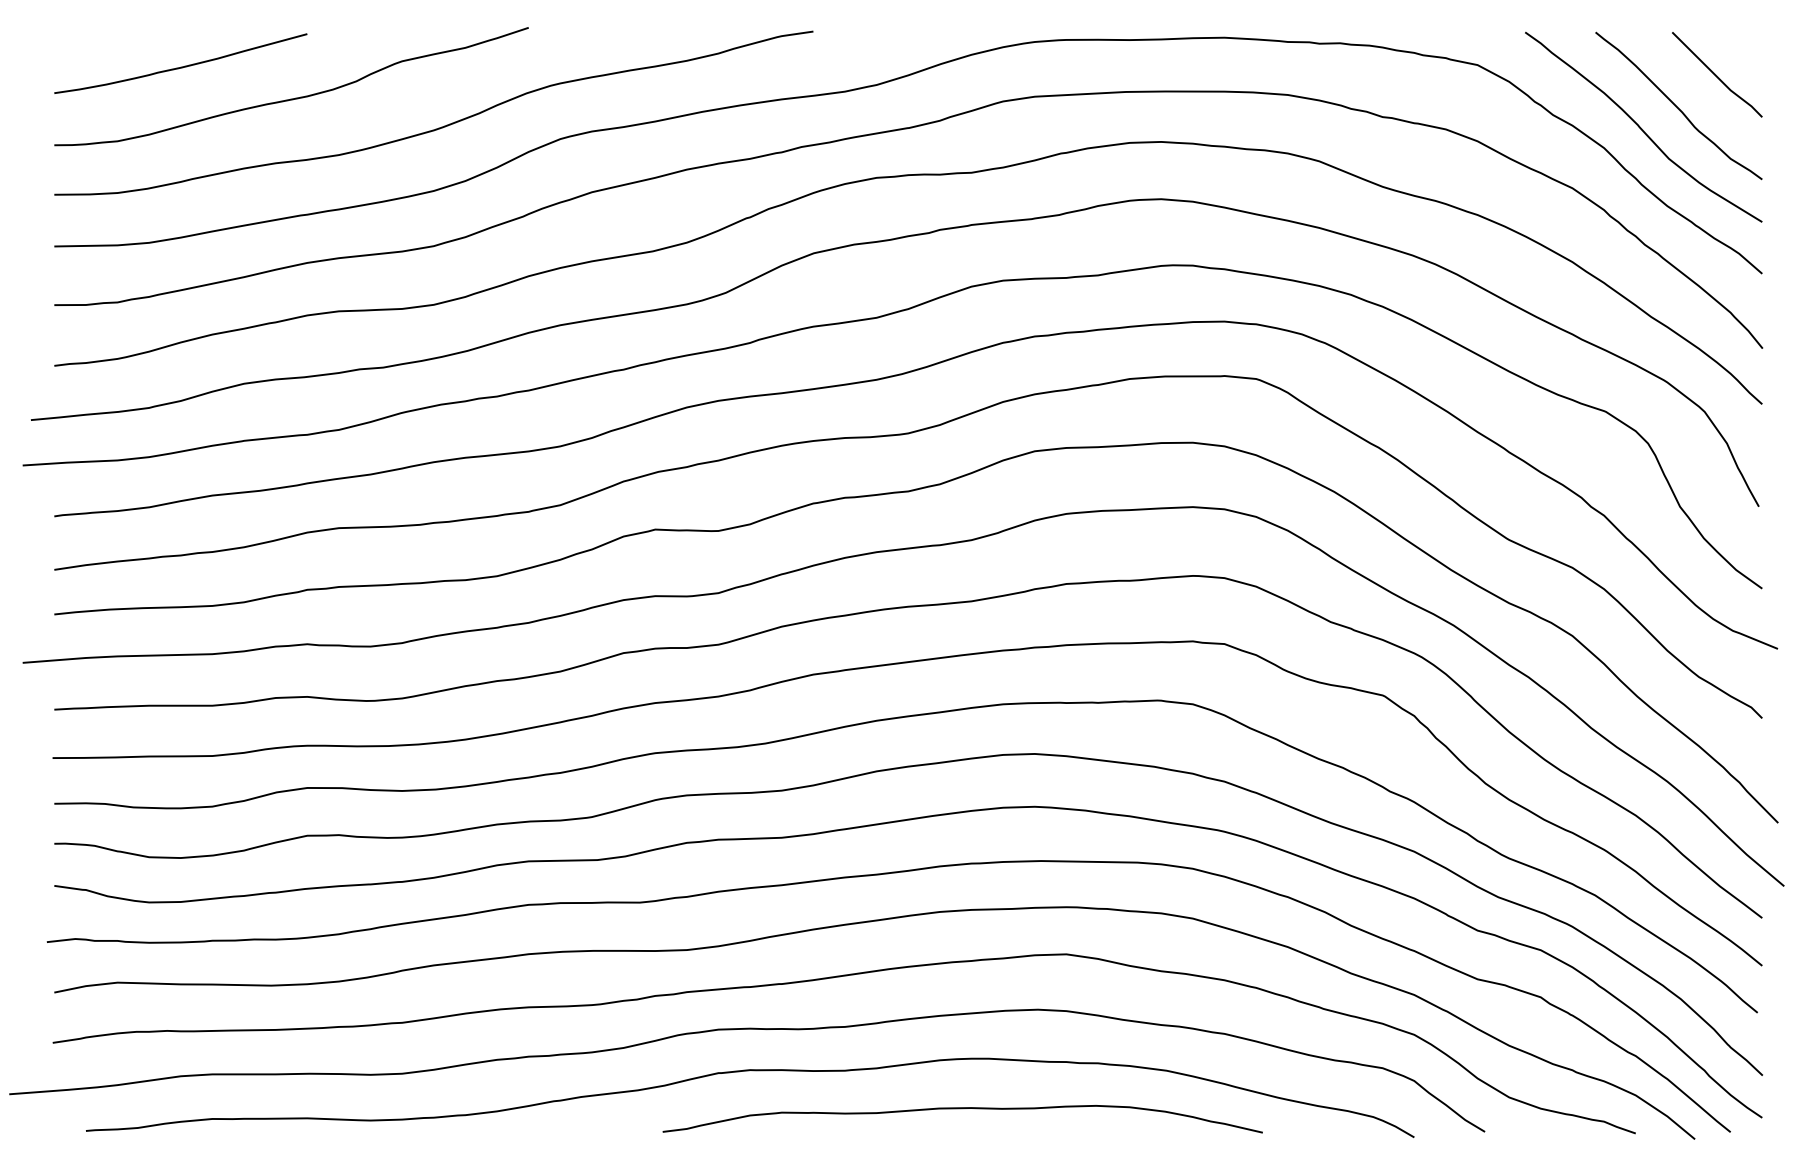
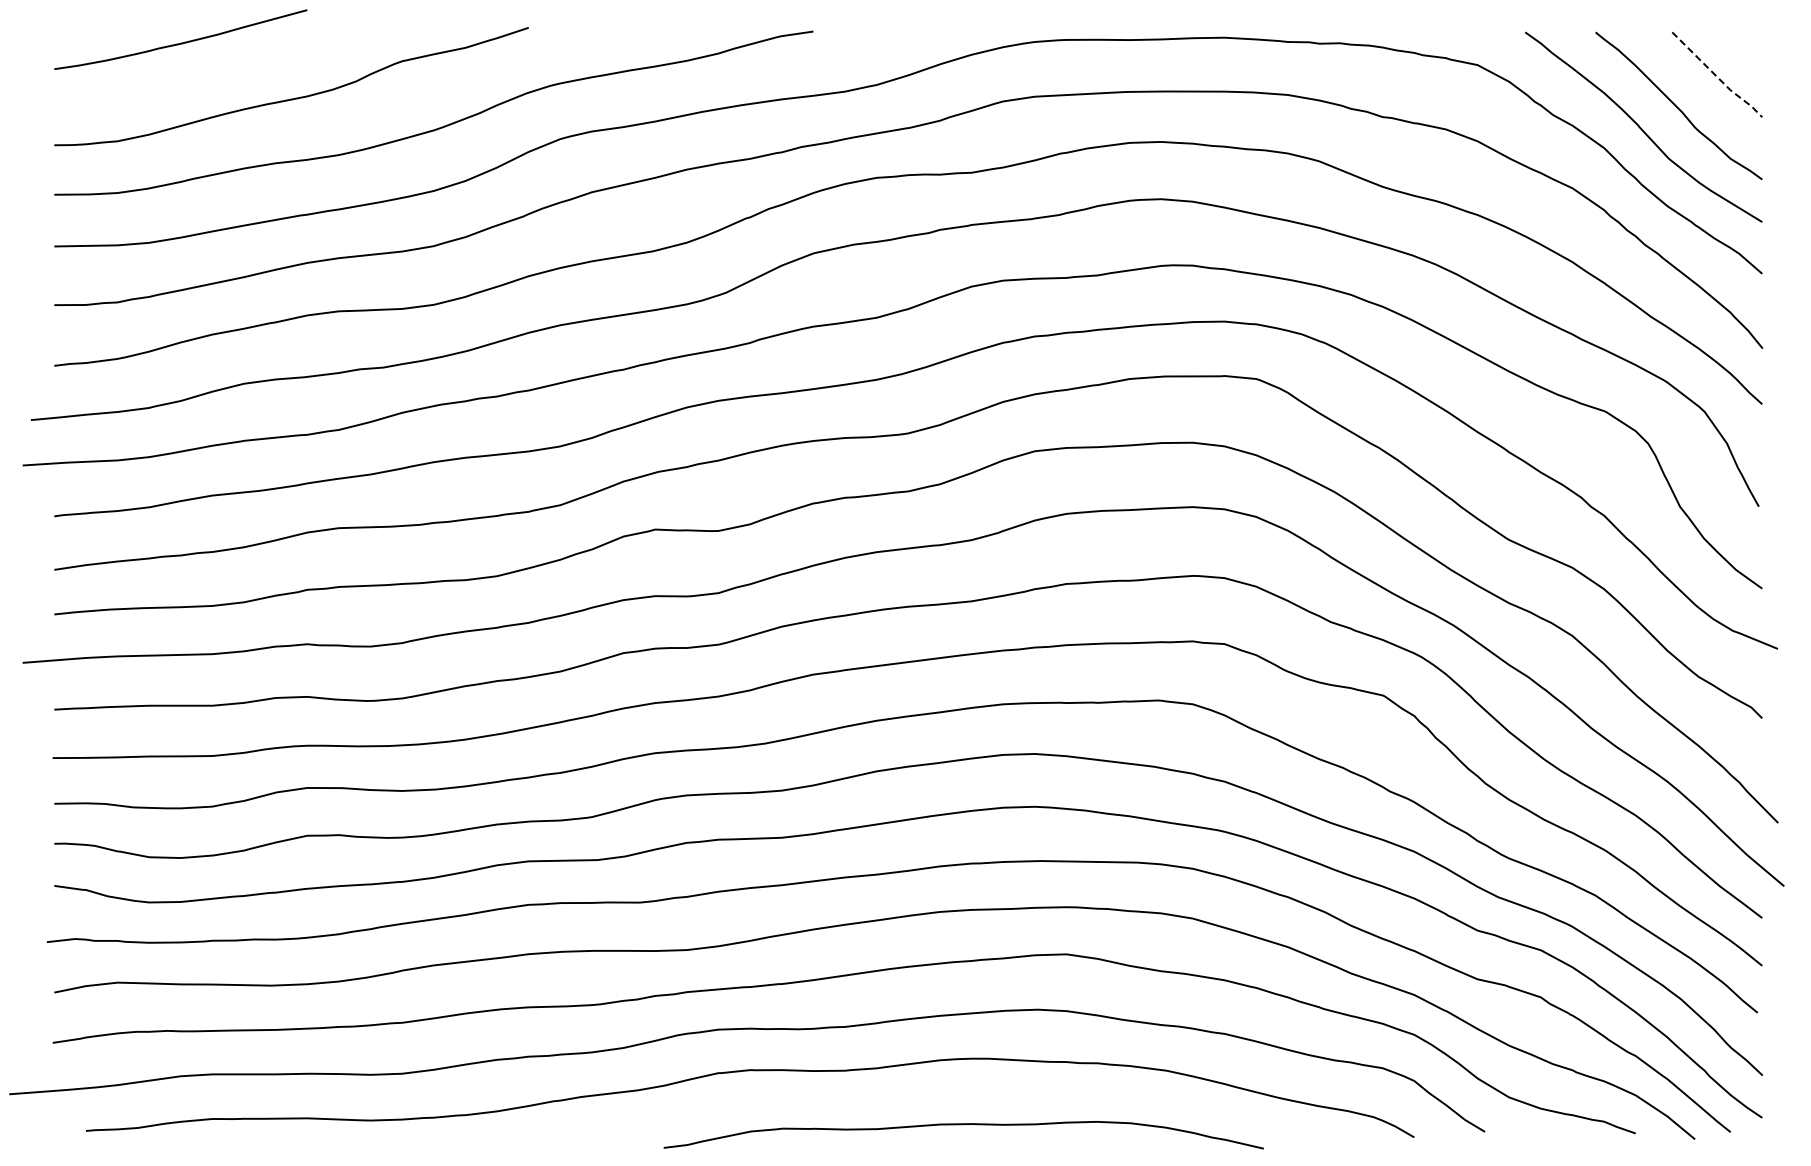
curve position: (180, 66) -> (180, 42) (180, 42)
line: solid -> dashed (1717, 77)
curve position: (962, 1109) -> (963, 1125) (963, 1125)
